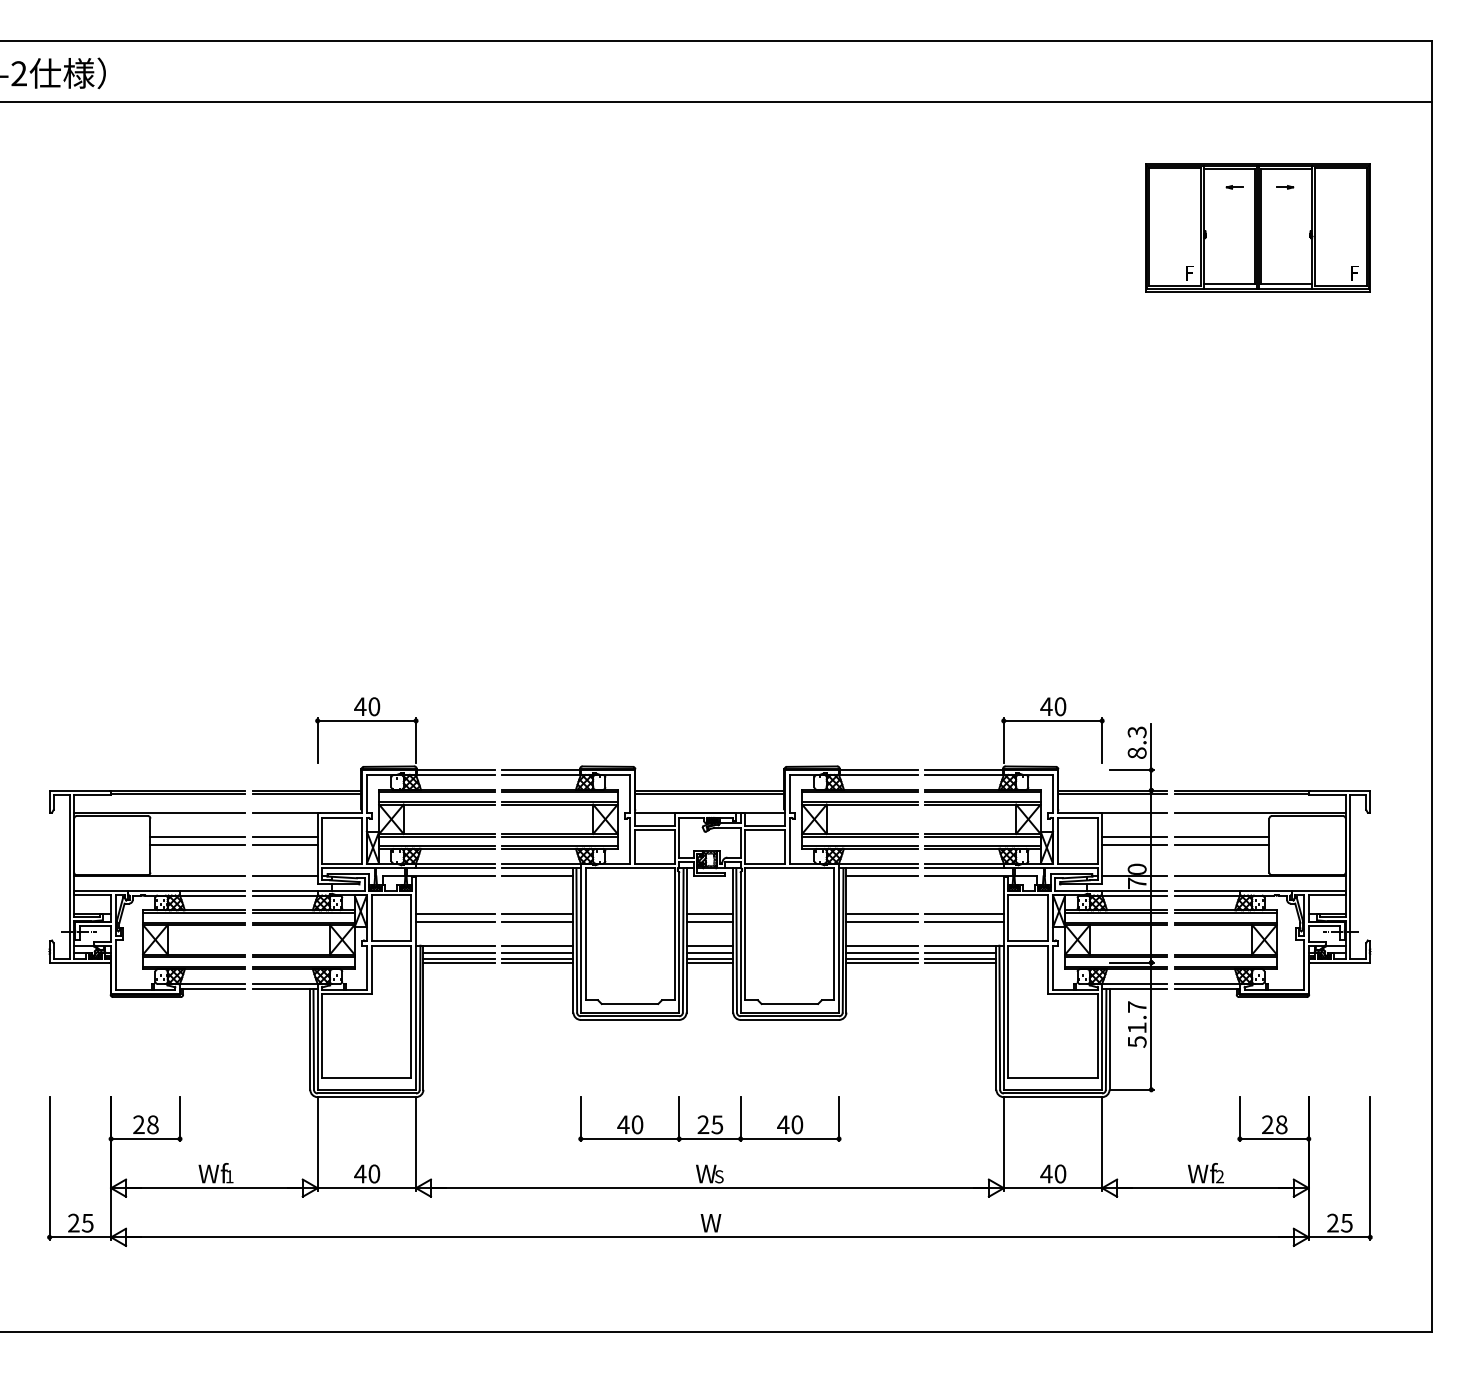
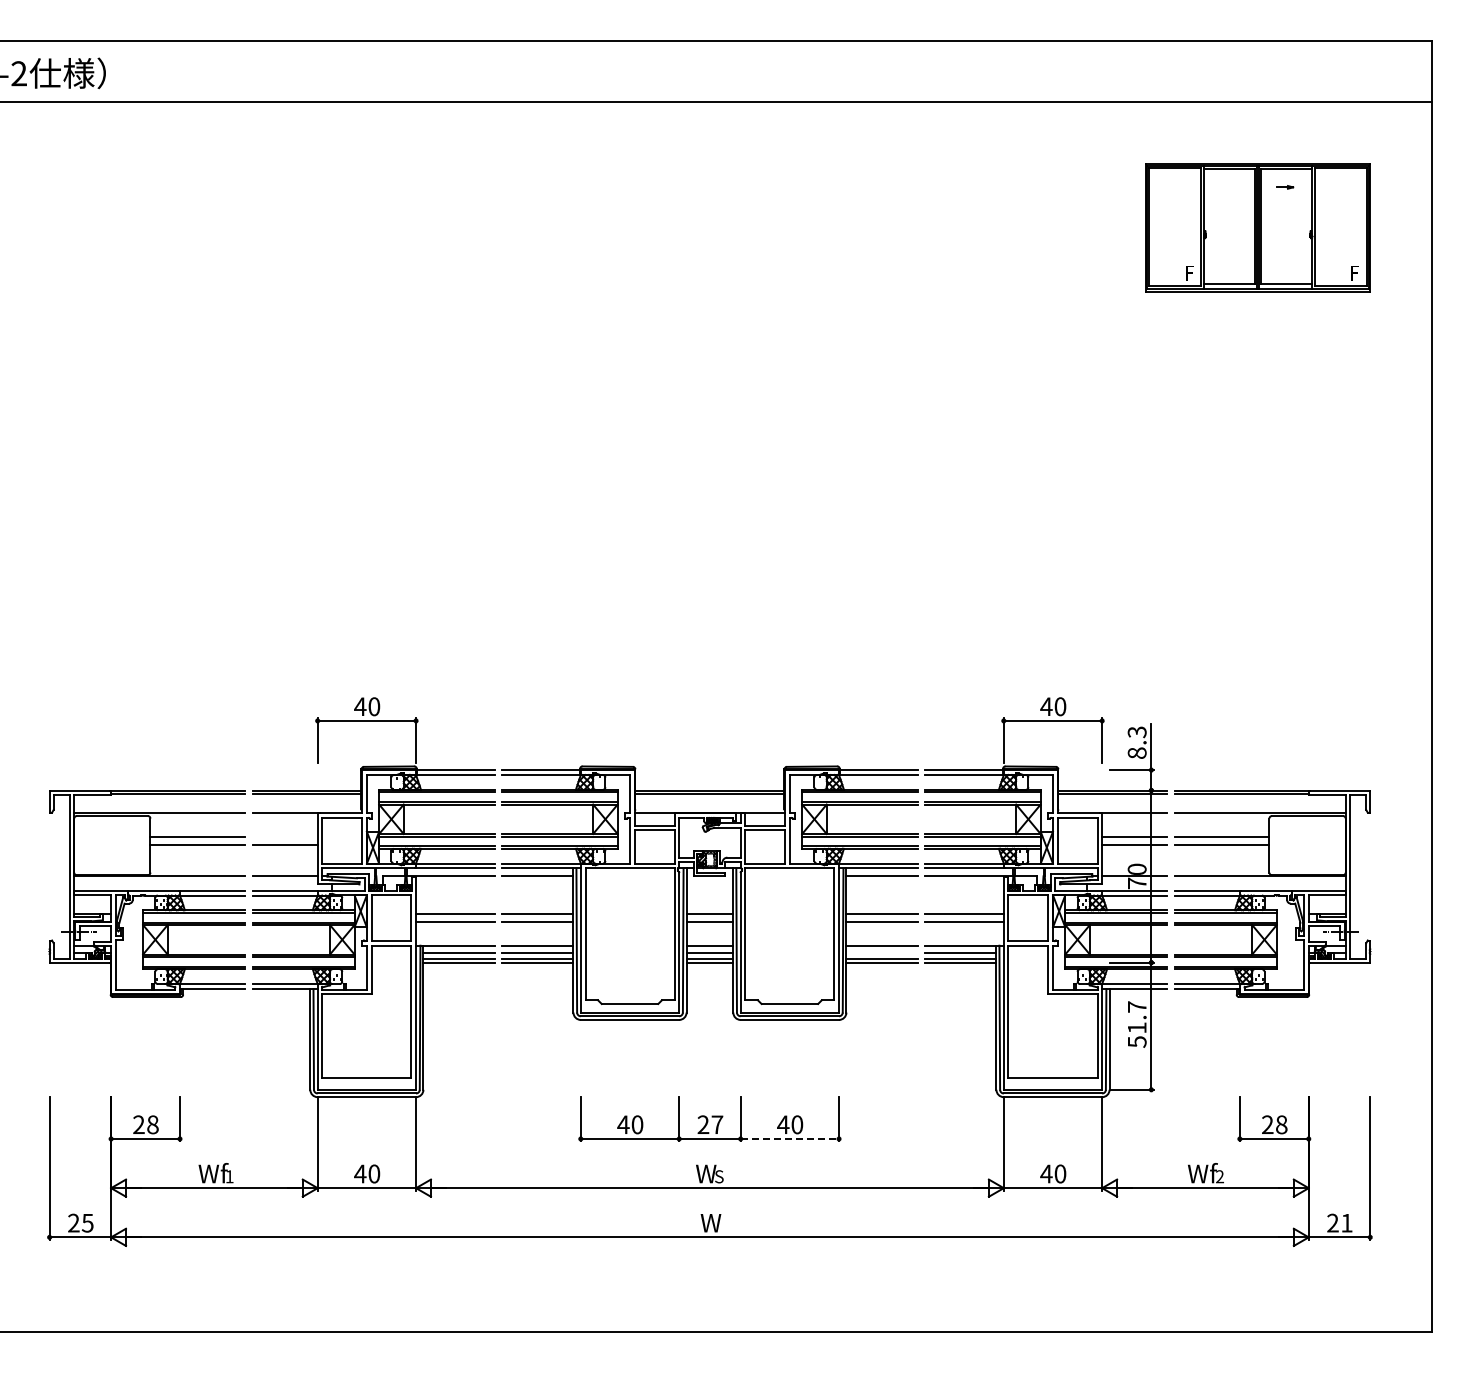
part: present -> none (1234, 187)
line: present -> none (284, 836)
line: present -> none (881, 953)
text: 25 -> 27 (717, 1124)
line: solid -> dashed (790, 1138)
text: 25 -> 21 (1346, 1223)
